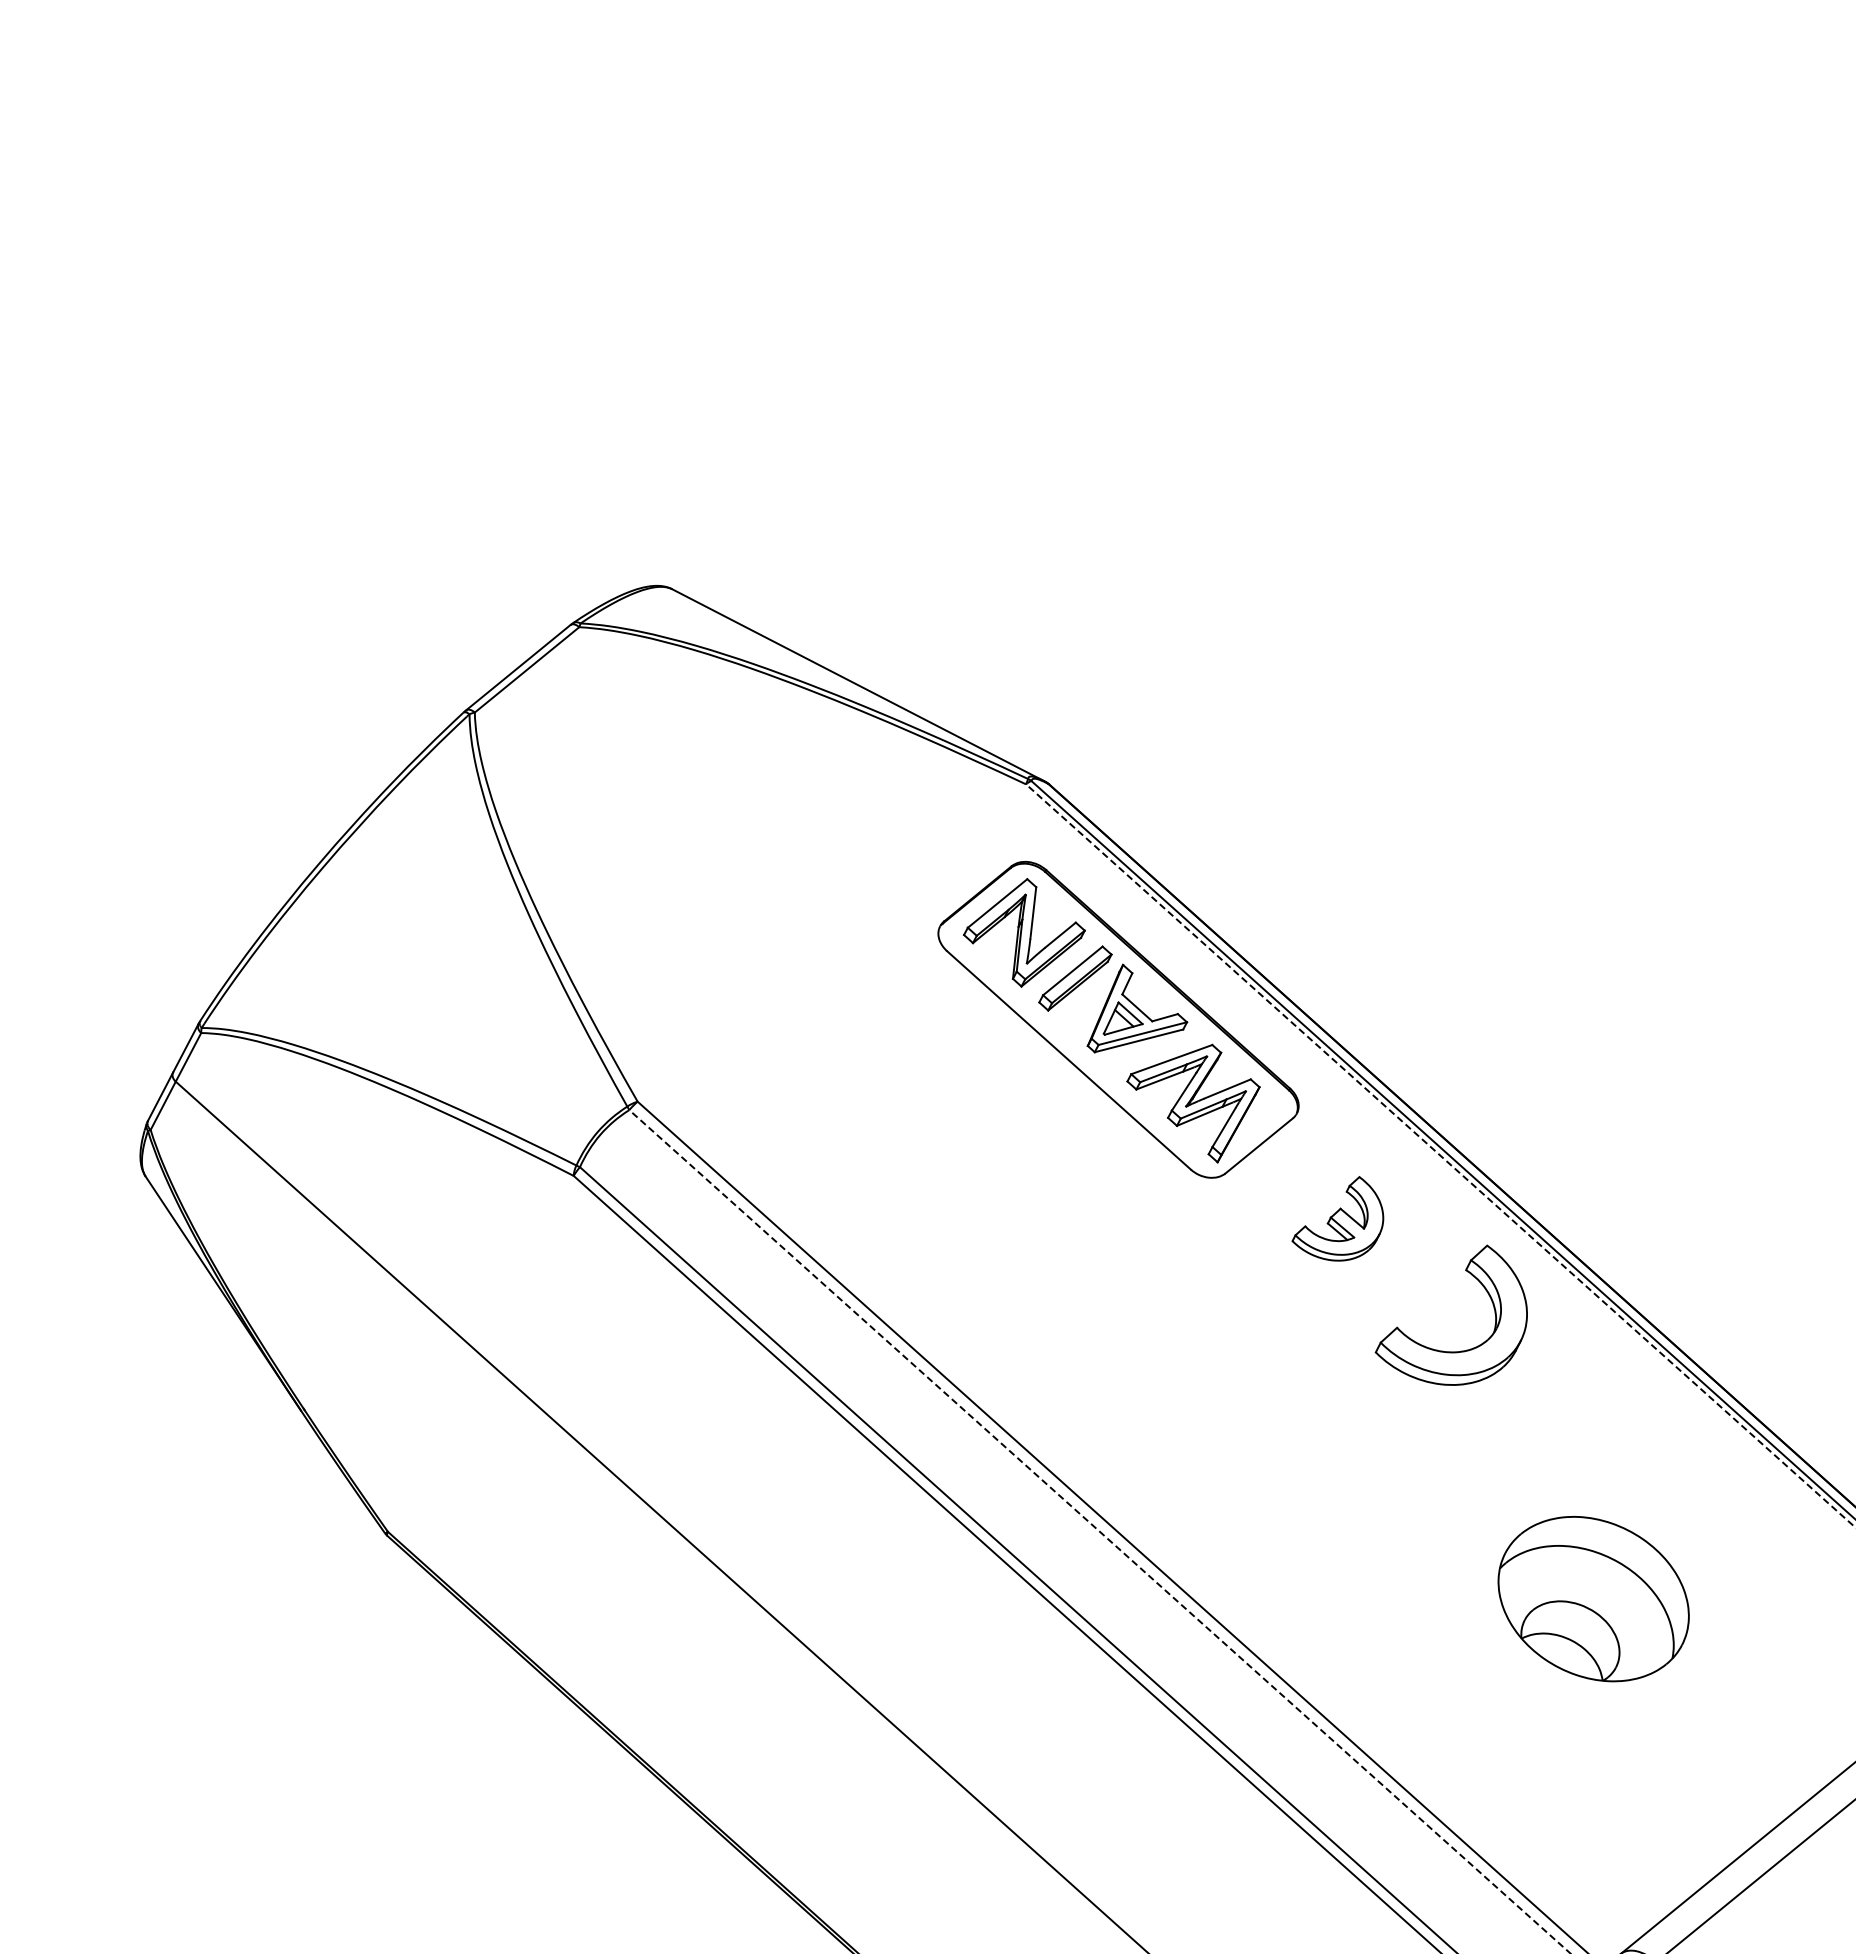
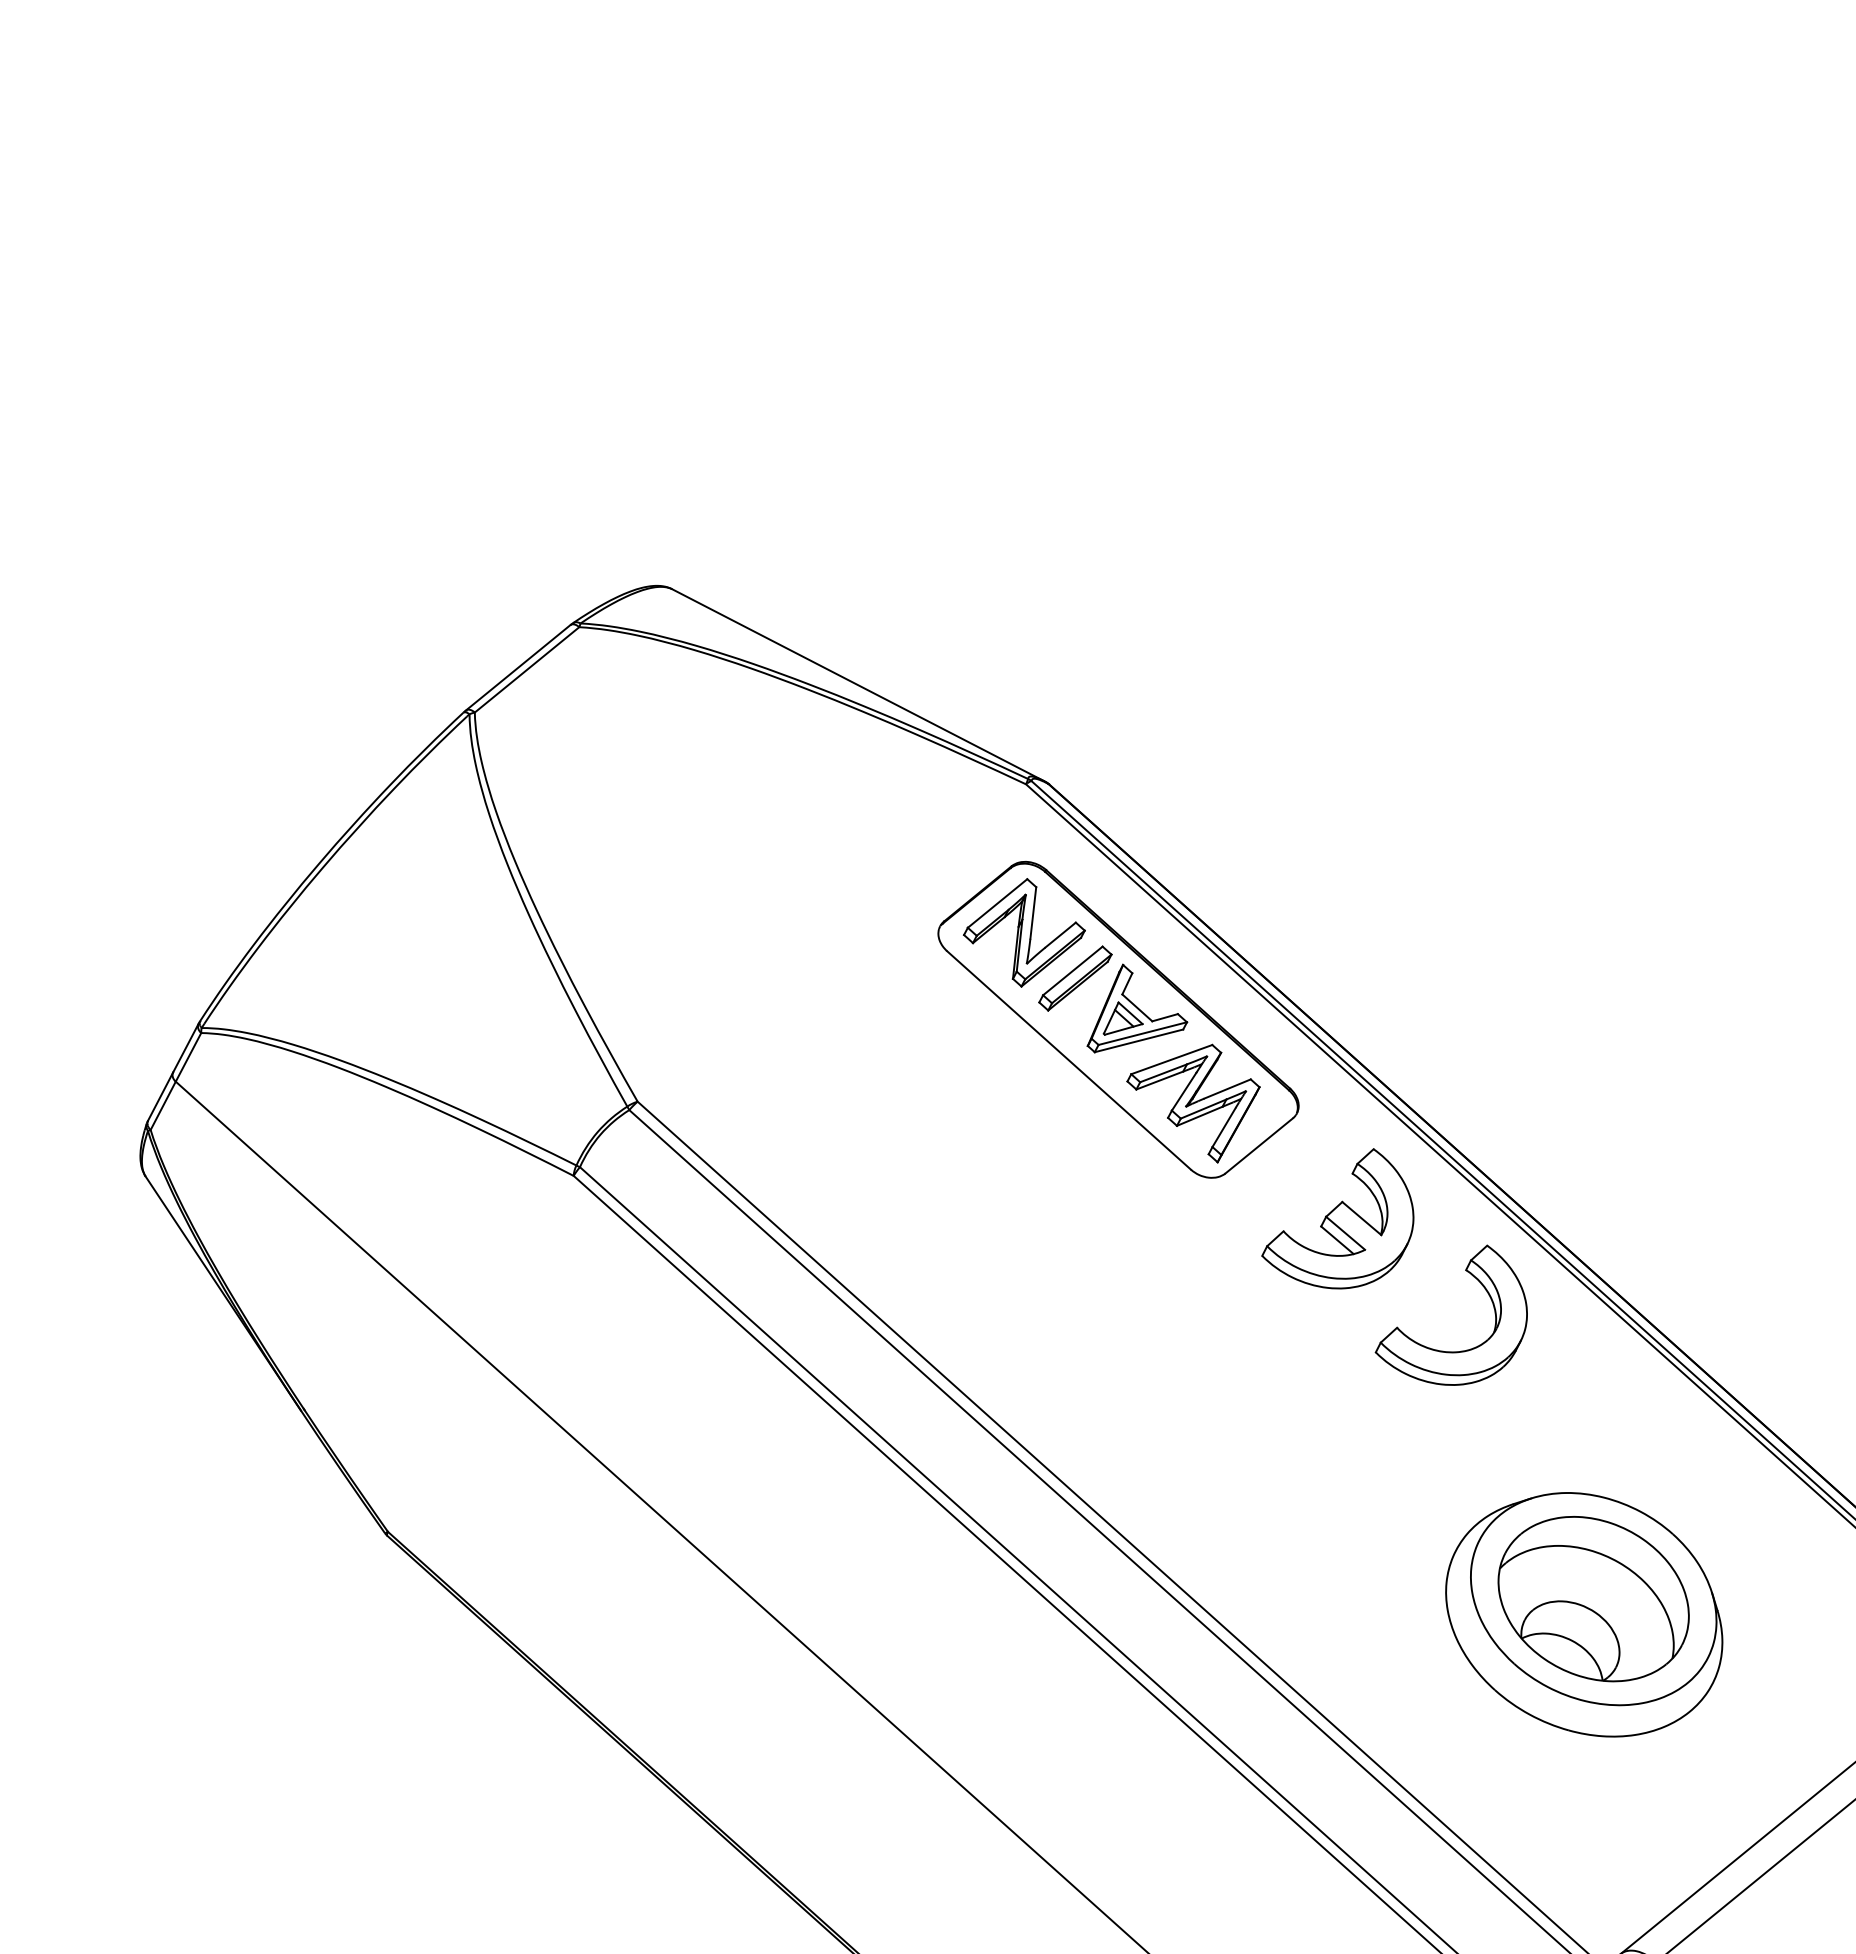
line: dashed -> solid (1440, 1155)
part size: 94x86 px -> 154x142 px (1337, 1218)
line: dashed -> solid (1099, 1531)
part: none -> present (1584, 1614)
